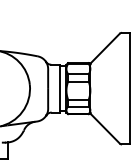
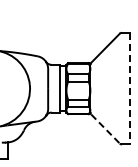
line: solid -> dashed (130, 88)
line: solid -> dashed (105, 129)
